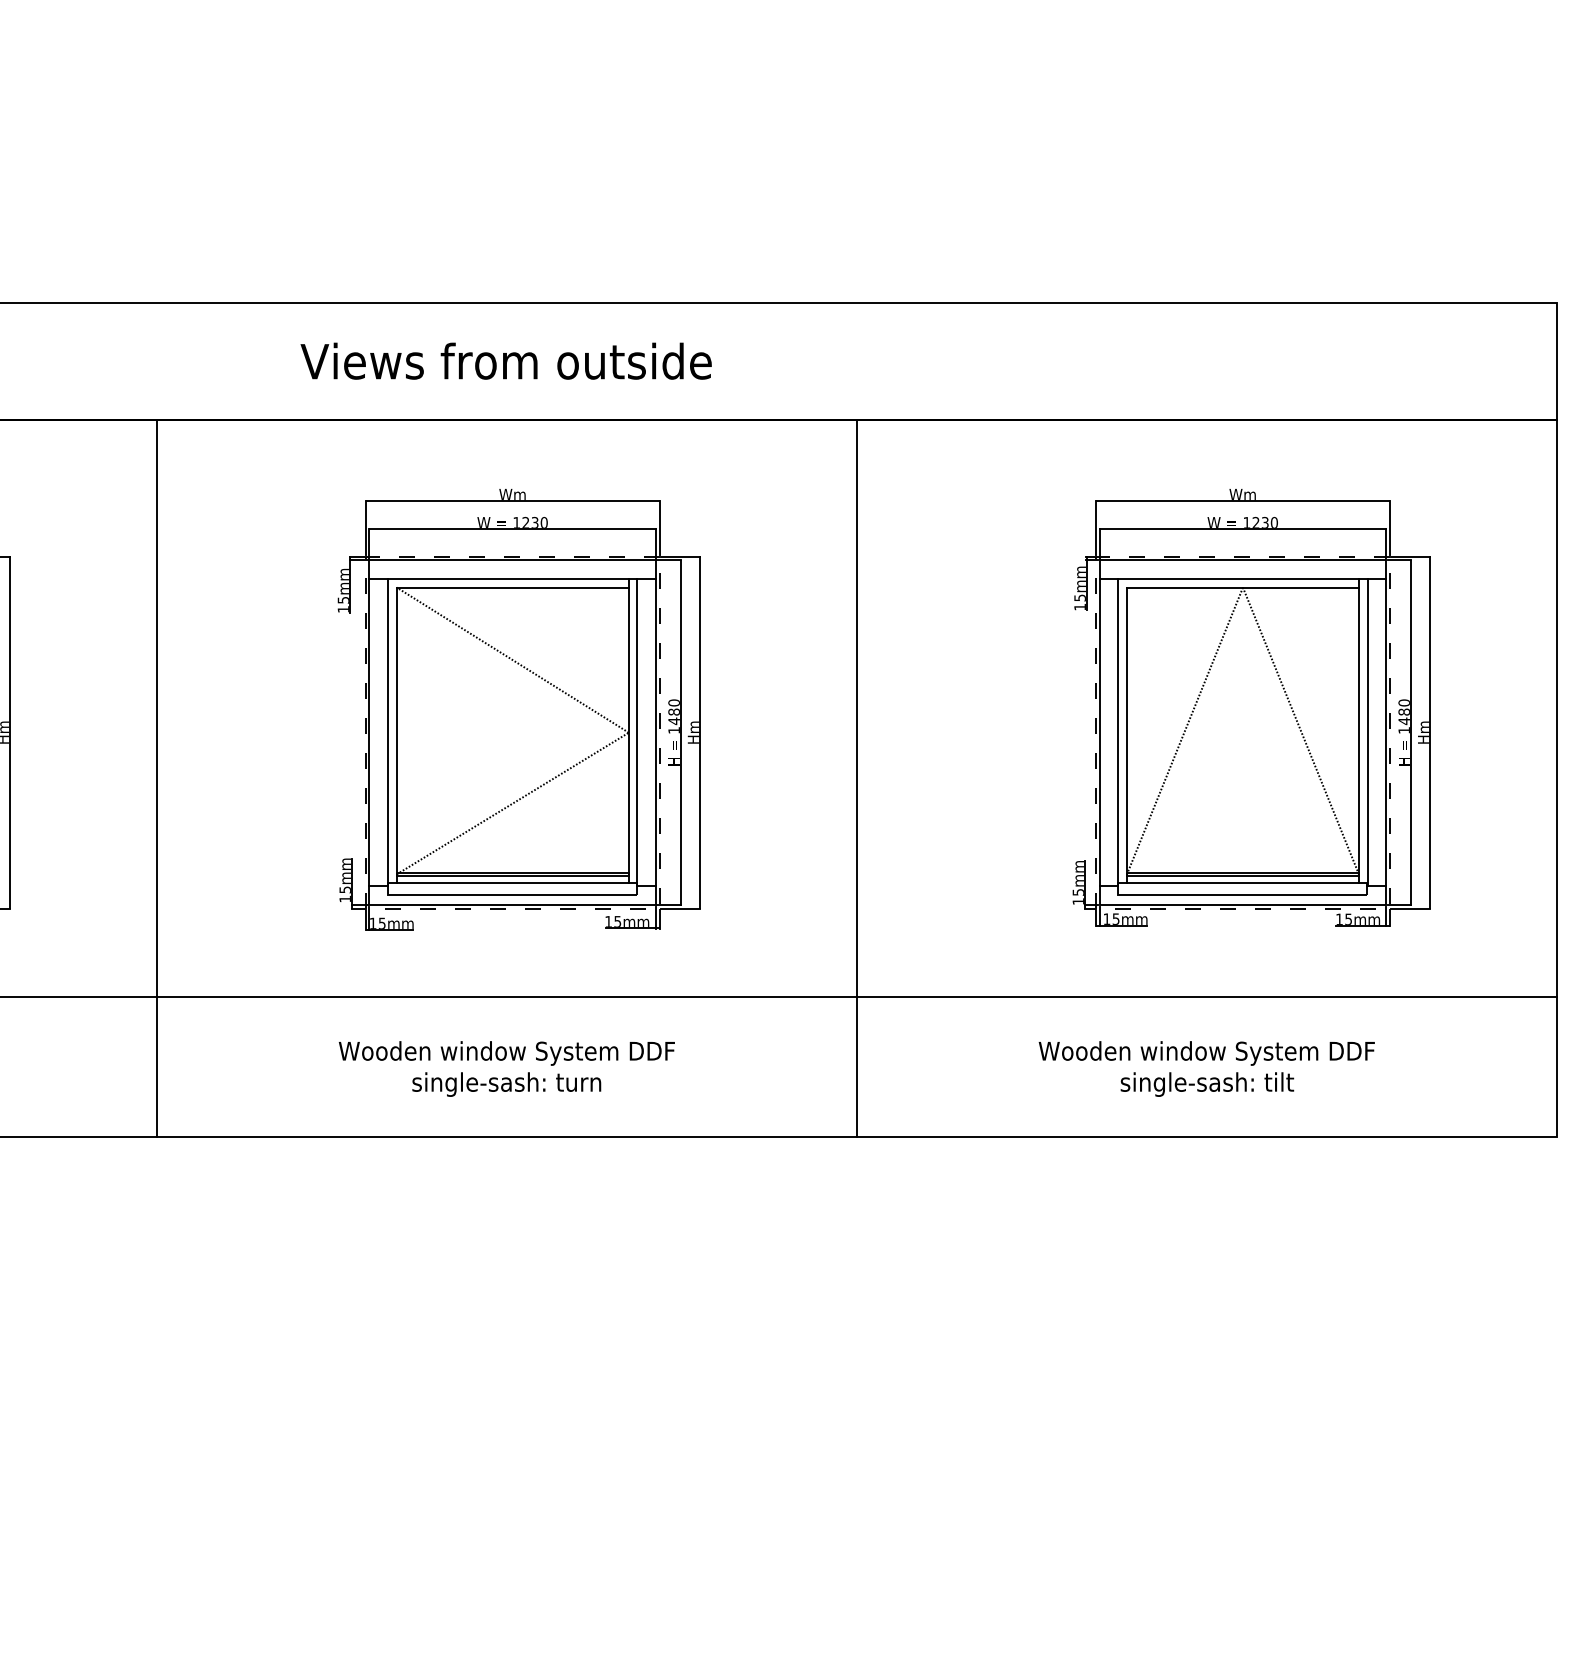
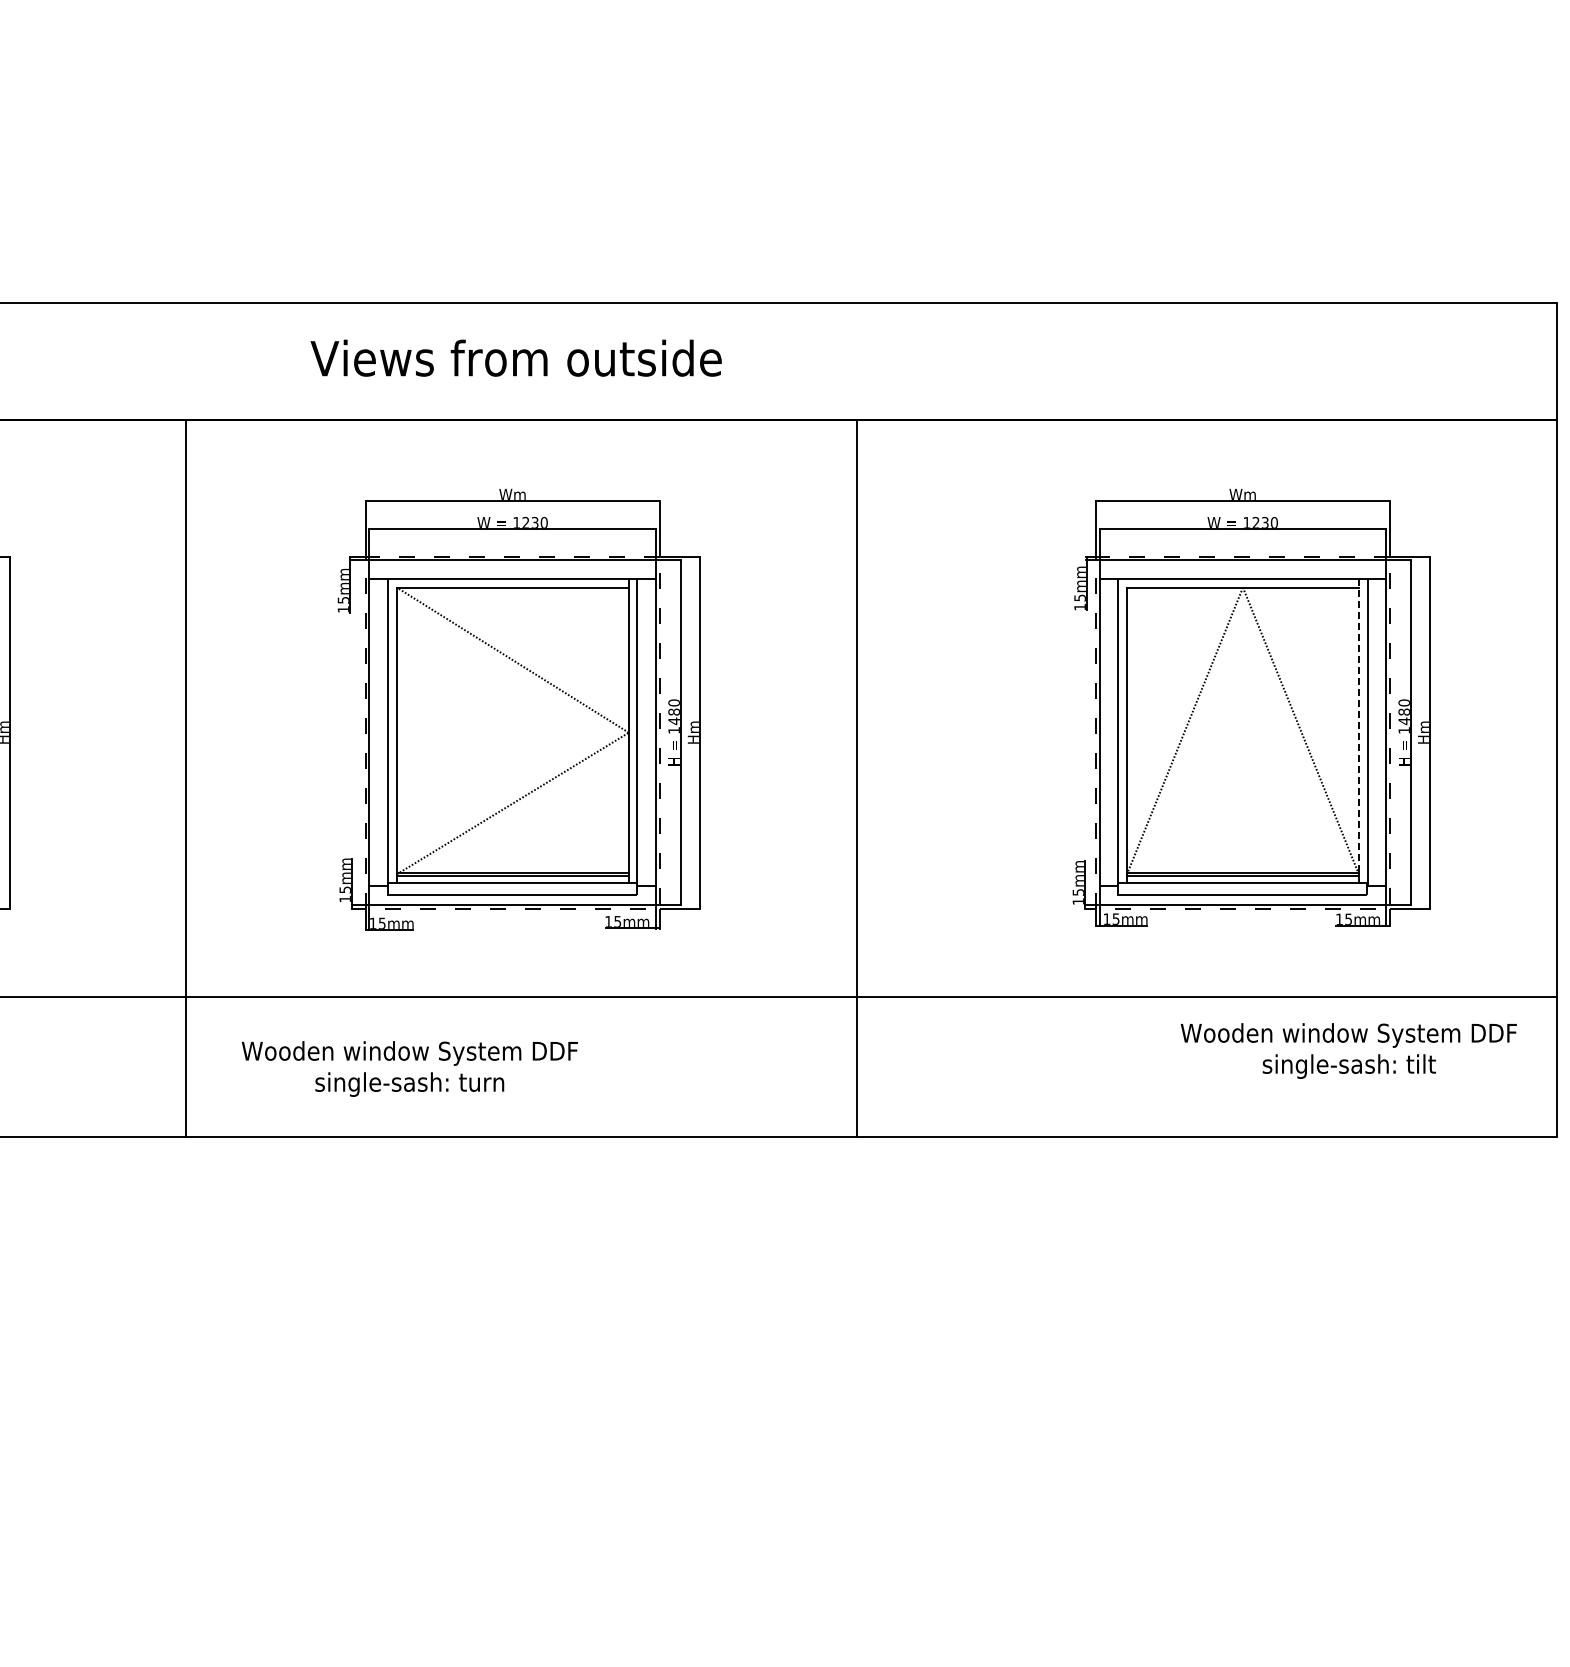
text position: (505, 360) -> (515, 357) (515, 357)
line: solid -> dashed (1358, 731)
line position: (157, 778) -> (186, 778) (186, 778)
text position: (506, 1068) -> (409, 1068) (409, 1068)
text position: (1206, 1068) -> (1348, 1050) (1348, 1050)
